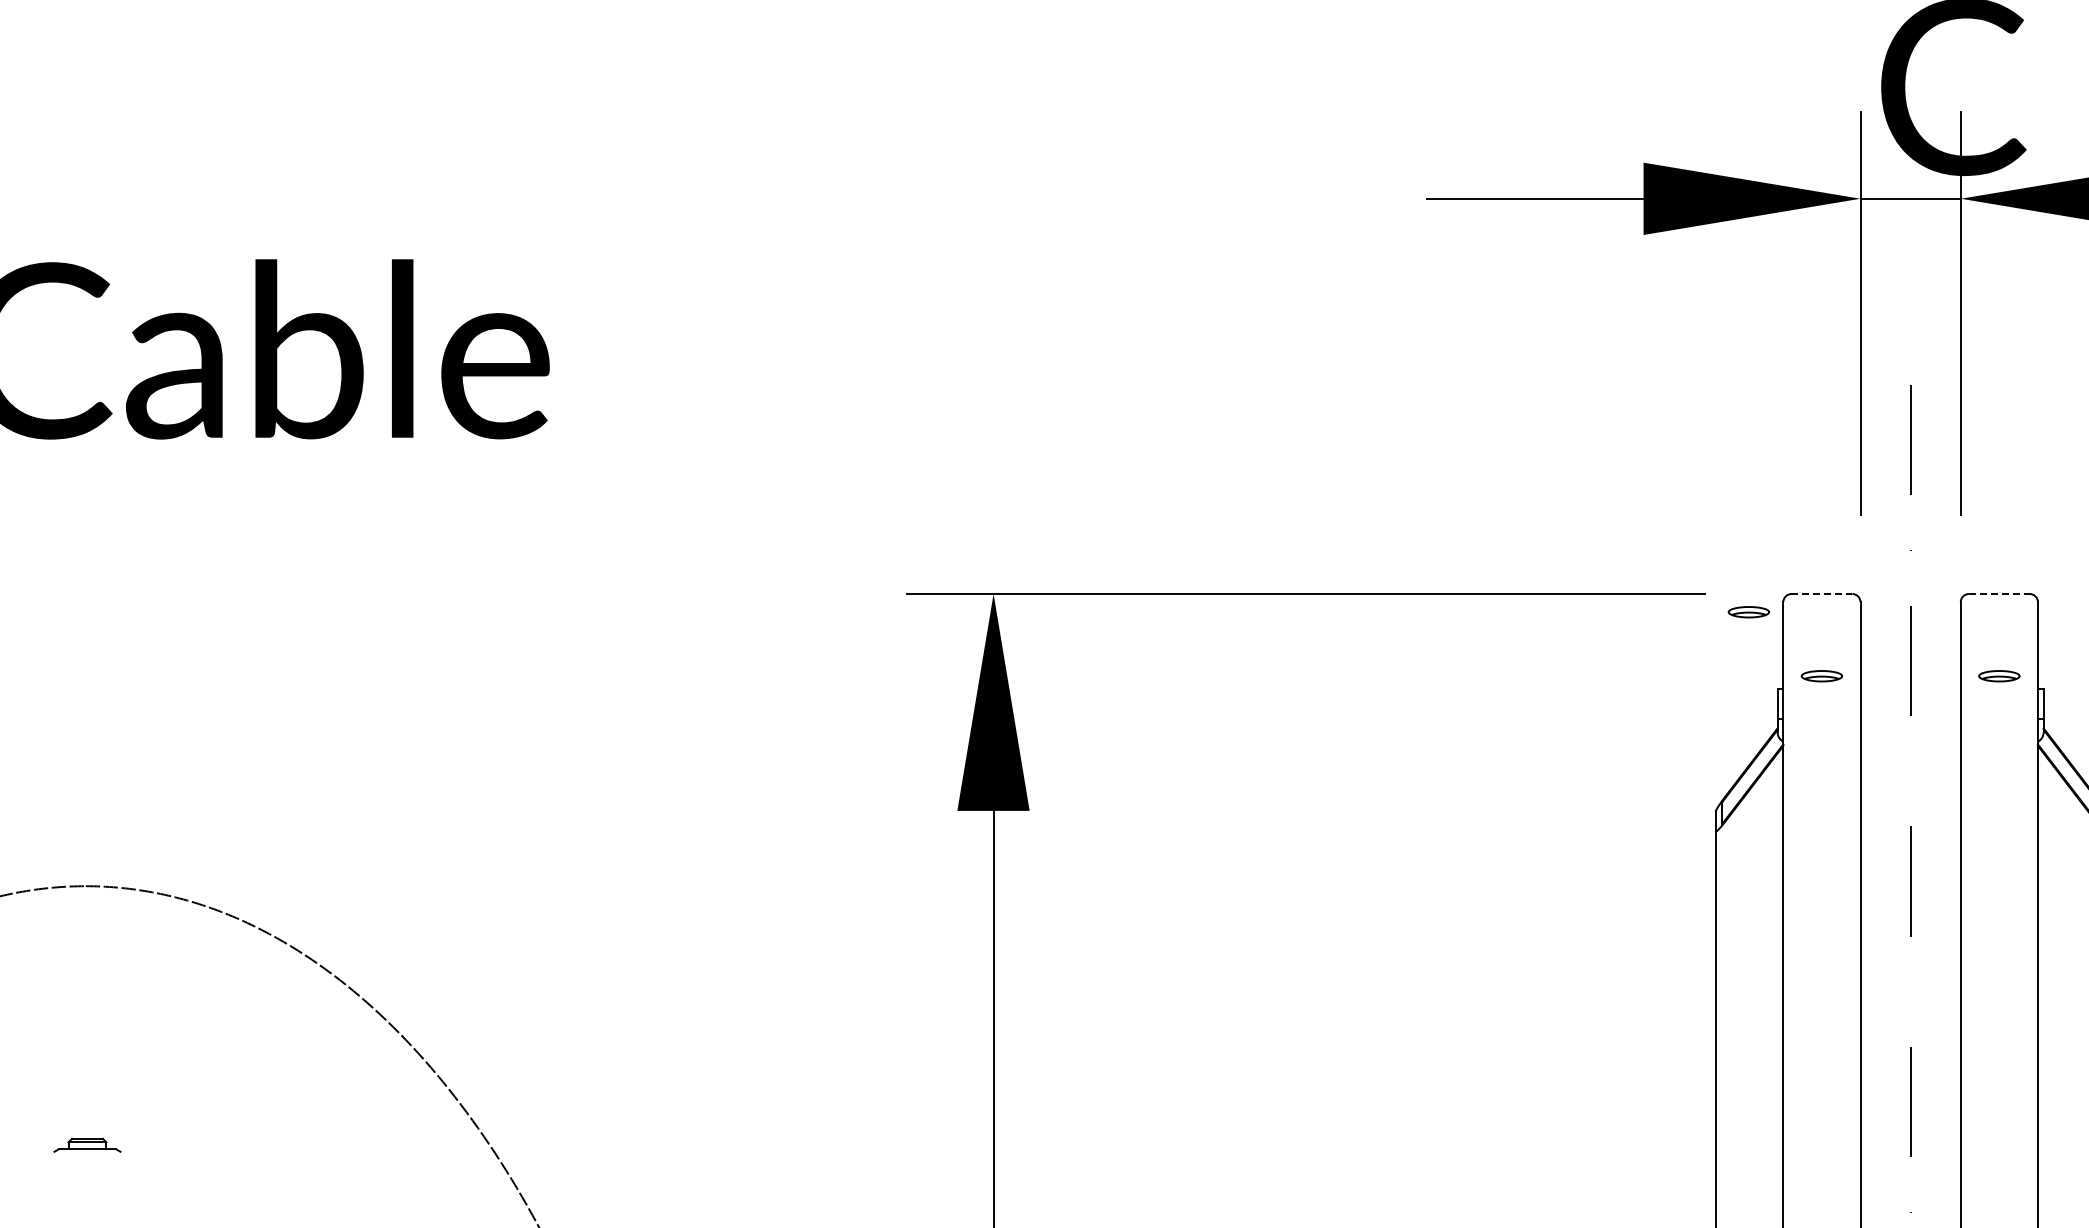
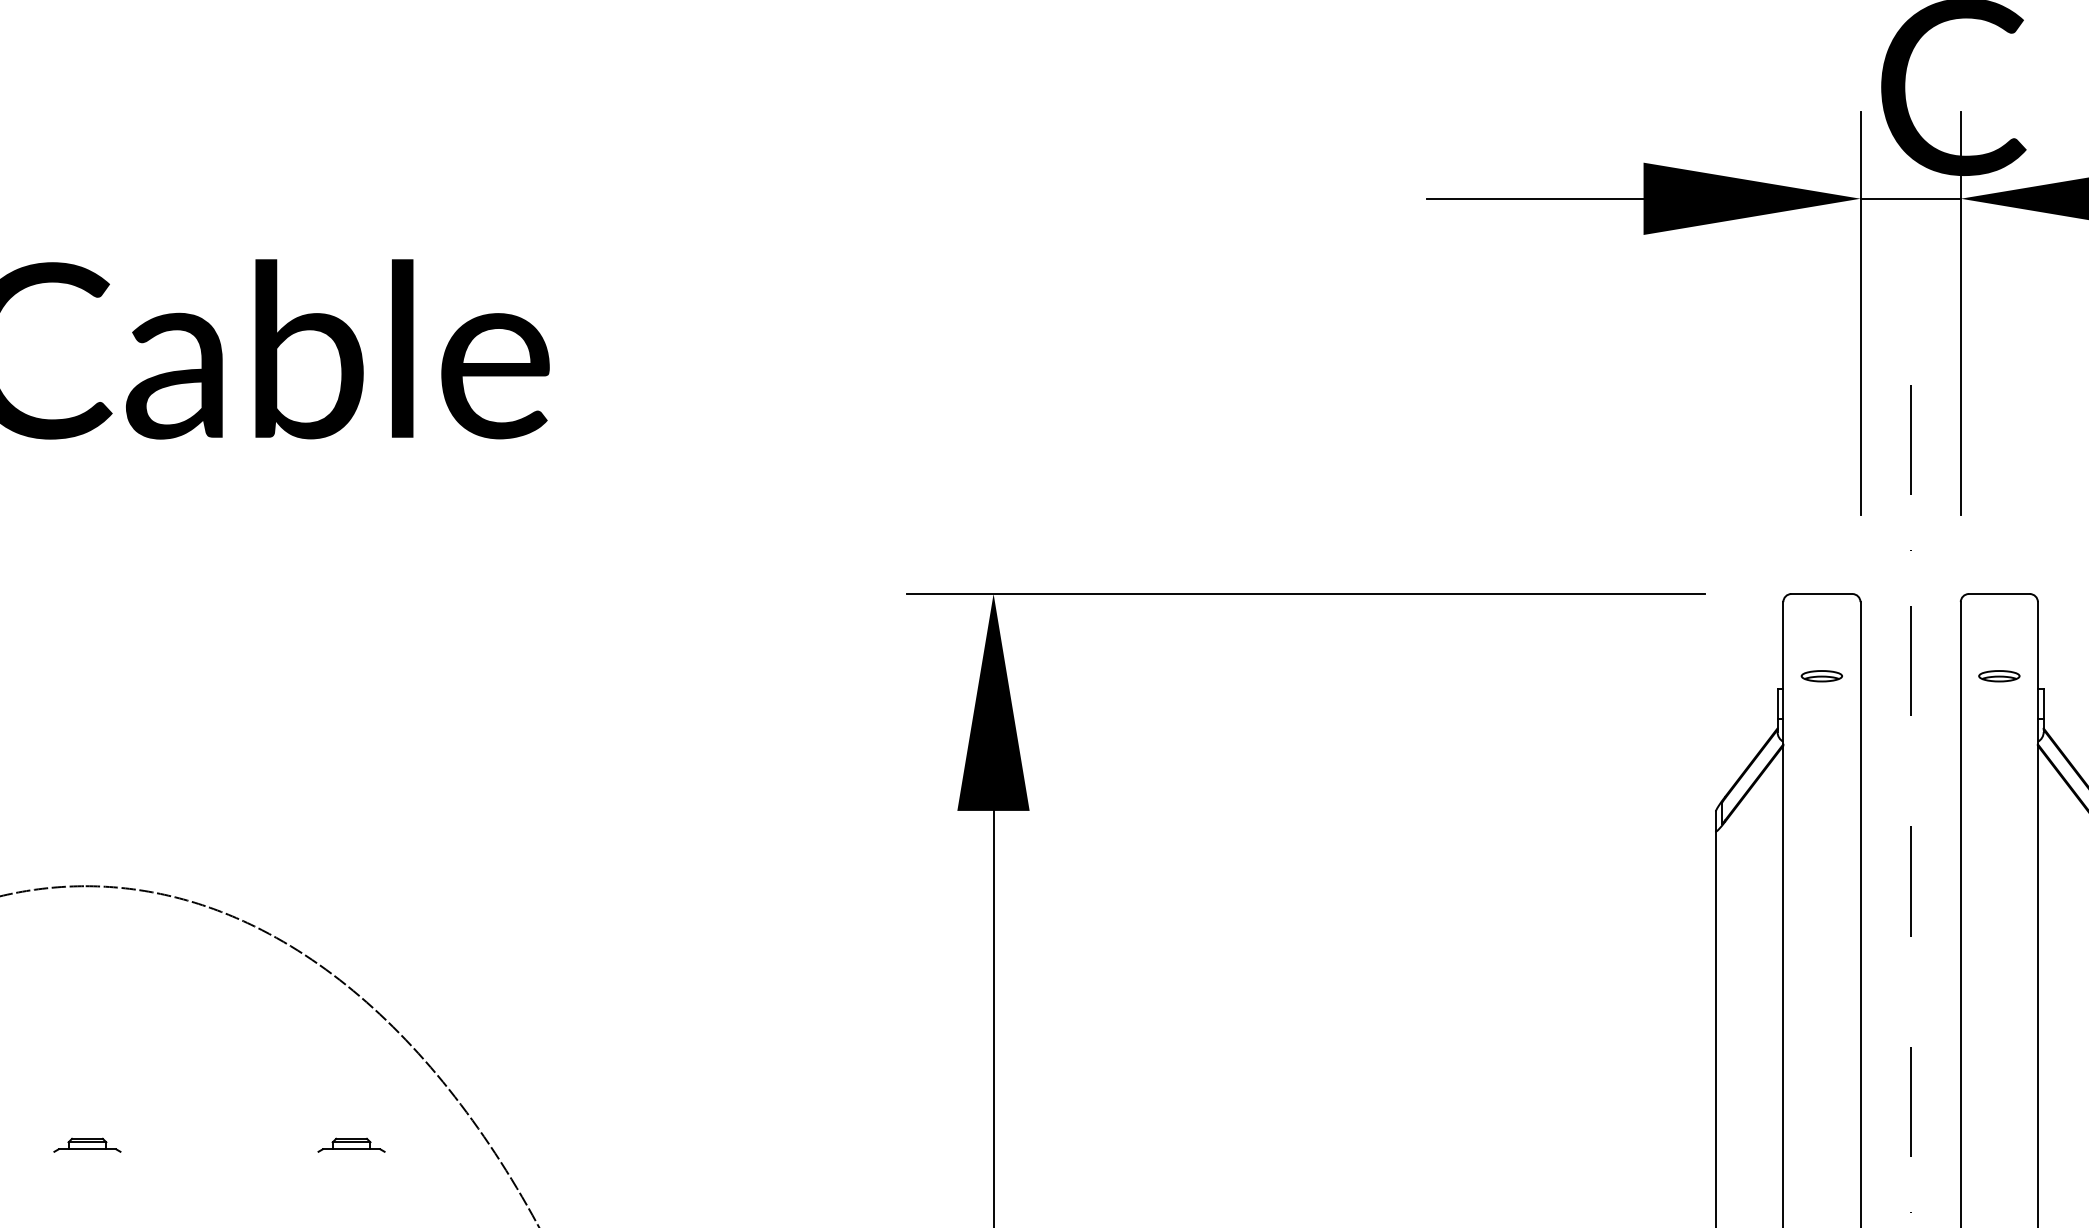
line: dashed -> solid (1822, 594)
line: dashed -> solid (1999, 594)
part: present -> none (1748, 612)
part: none -> present (351, 1144)
